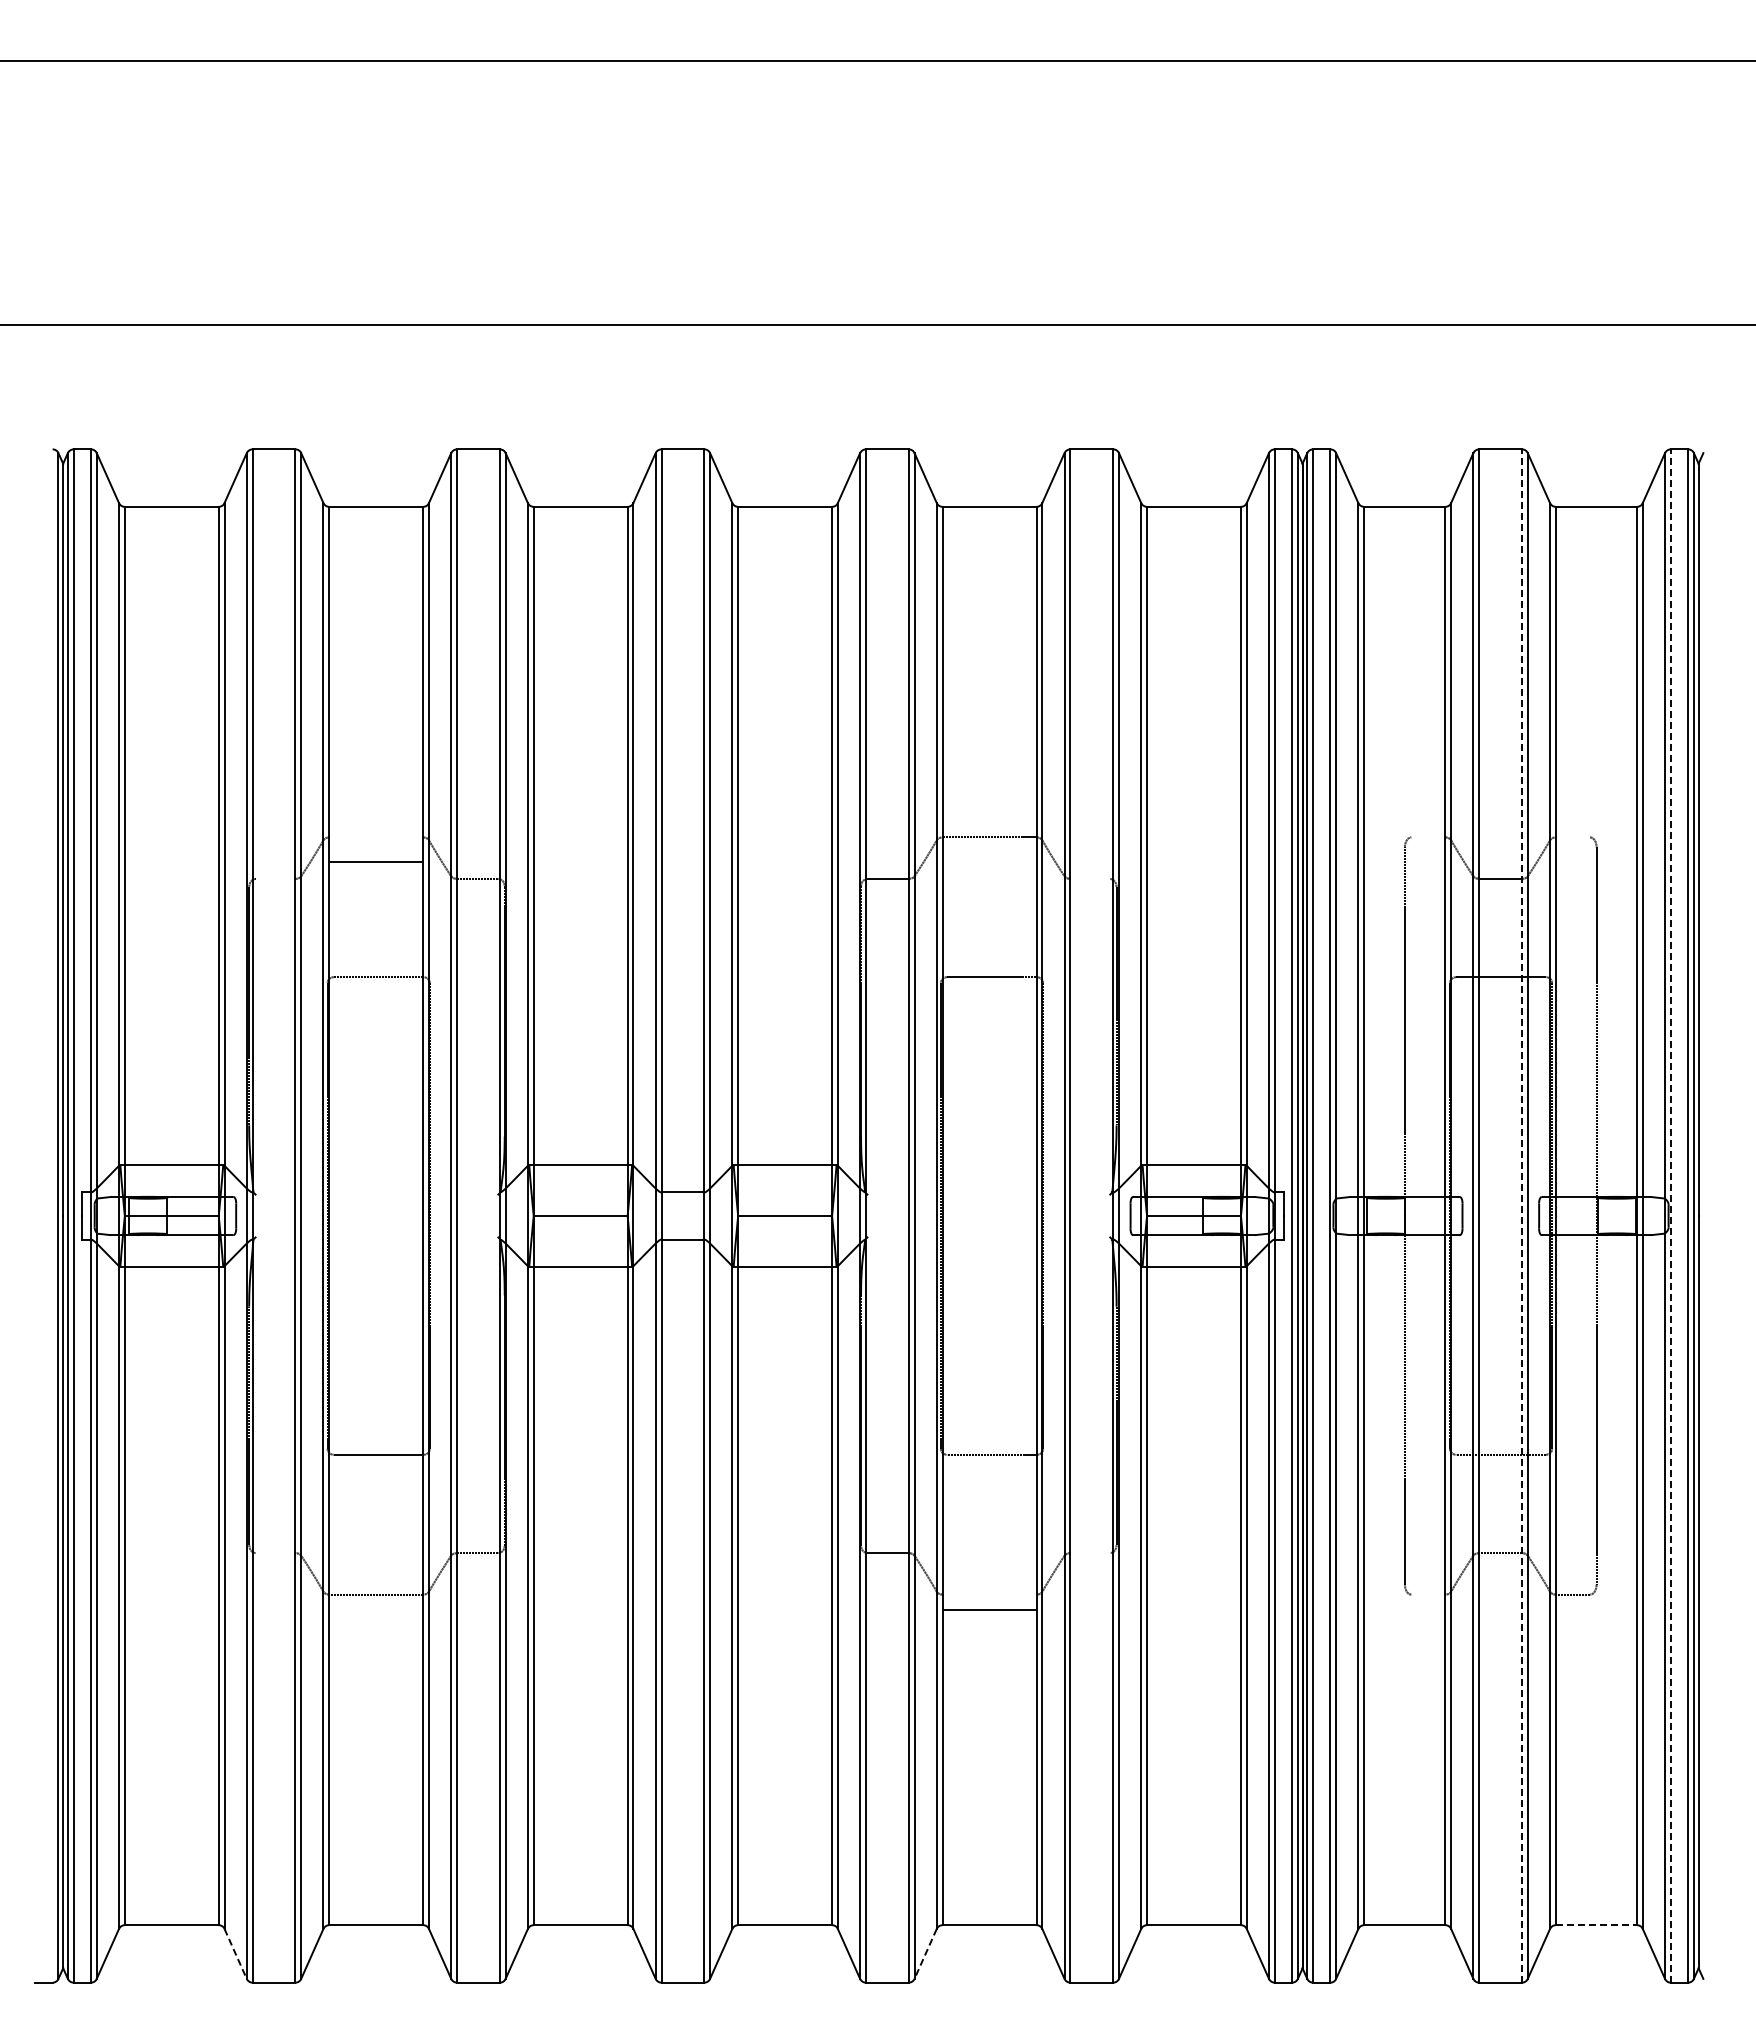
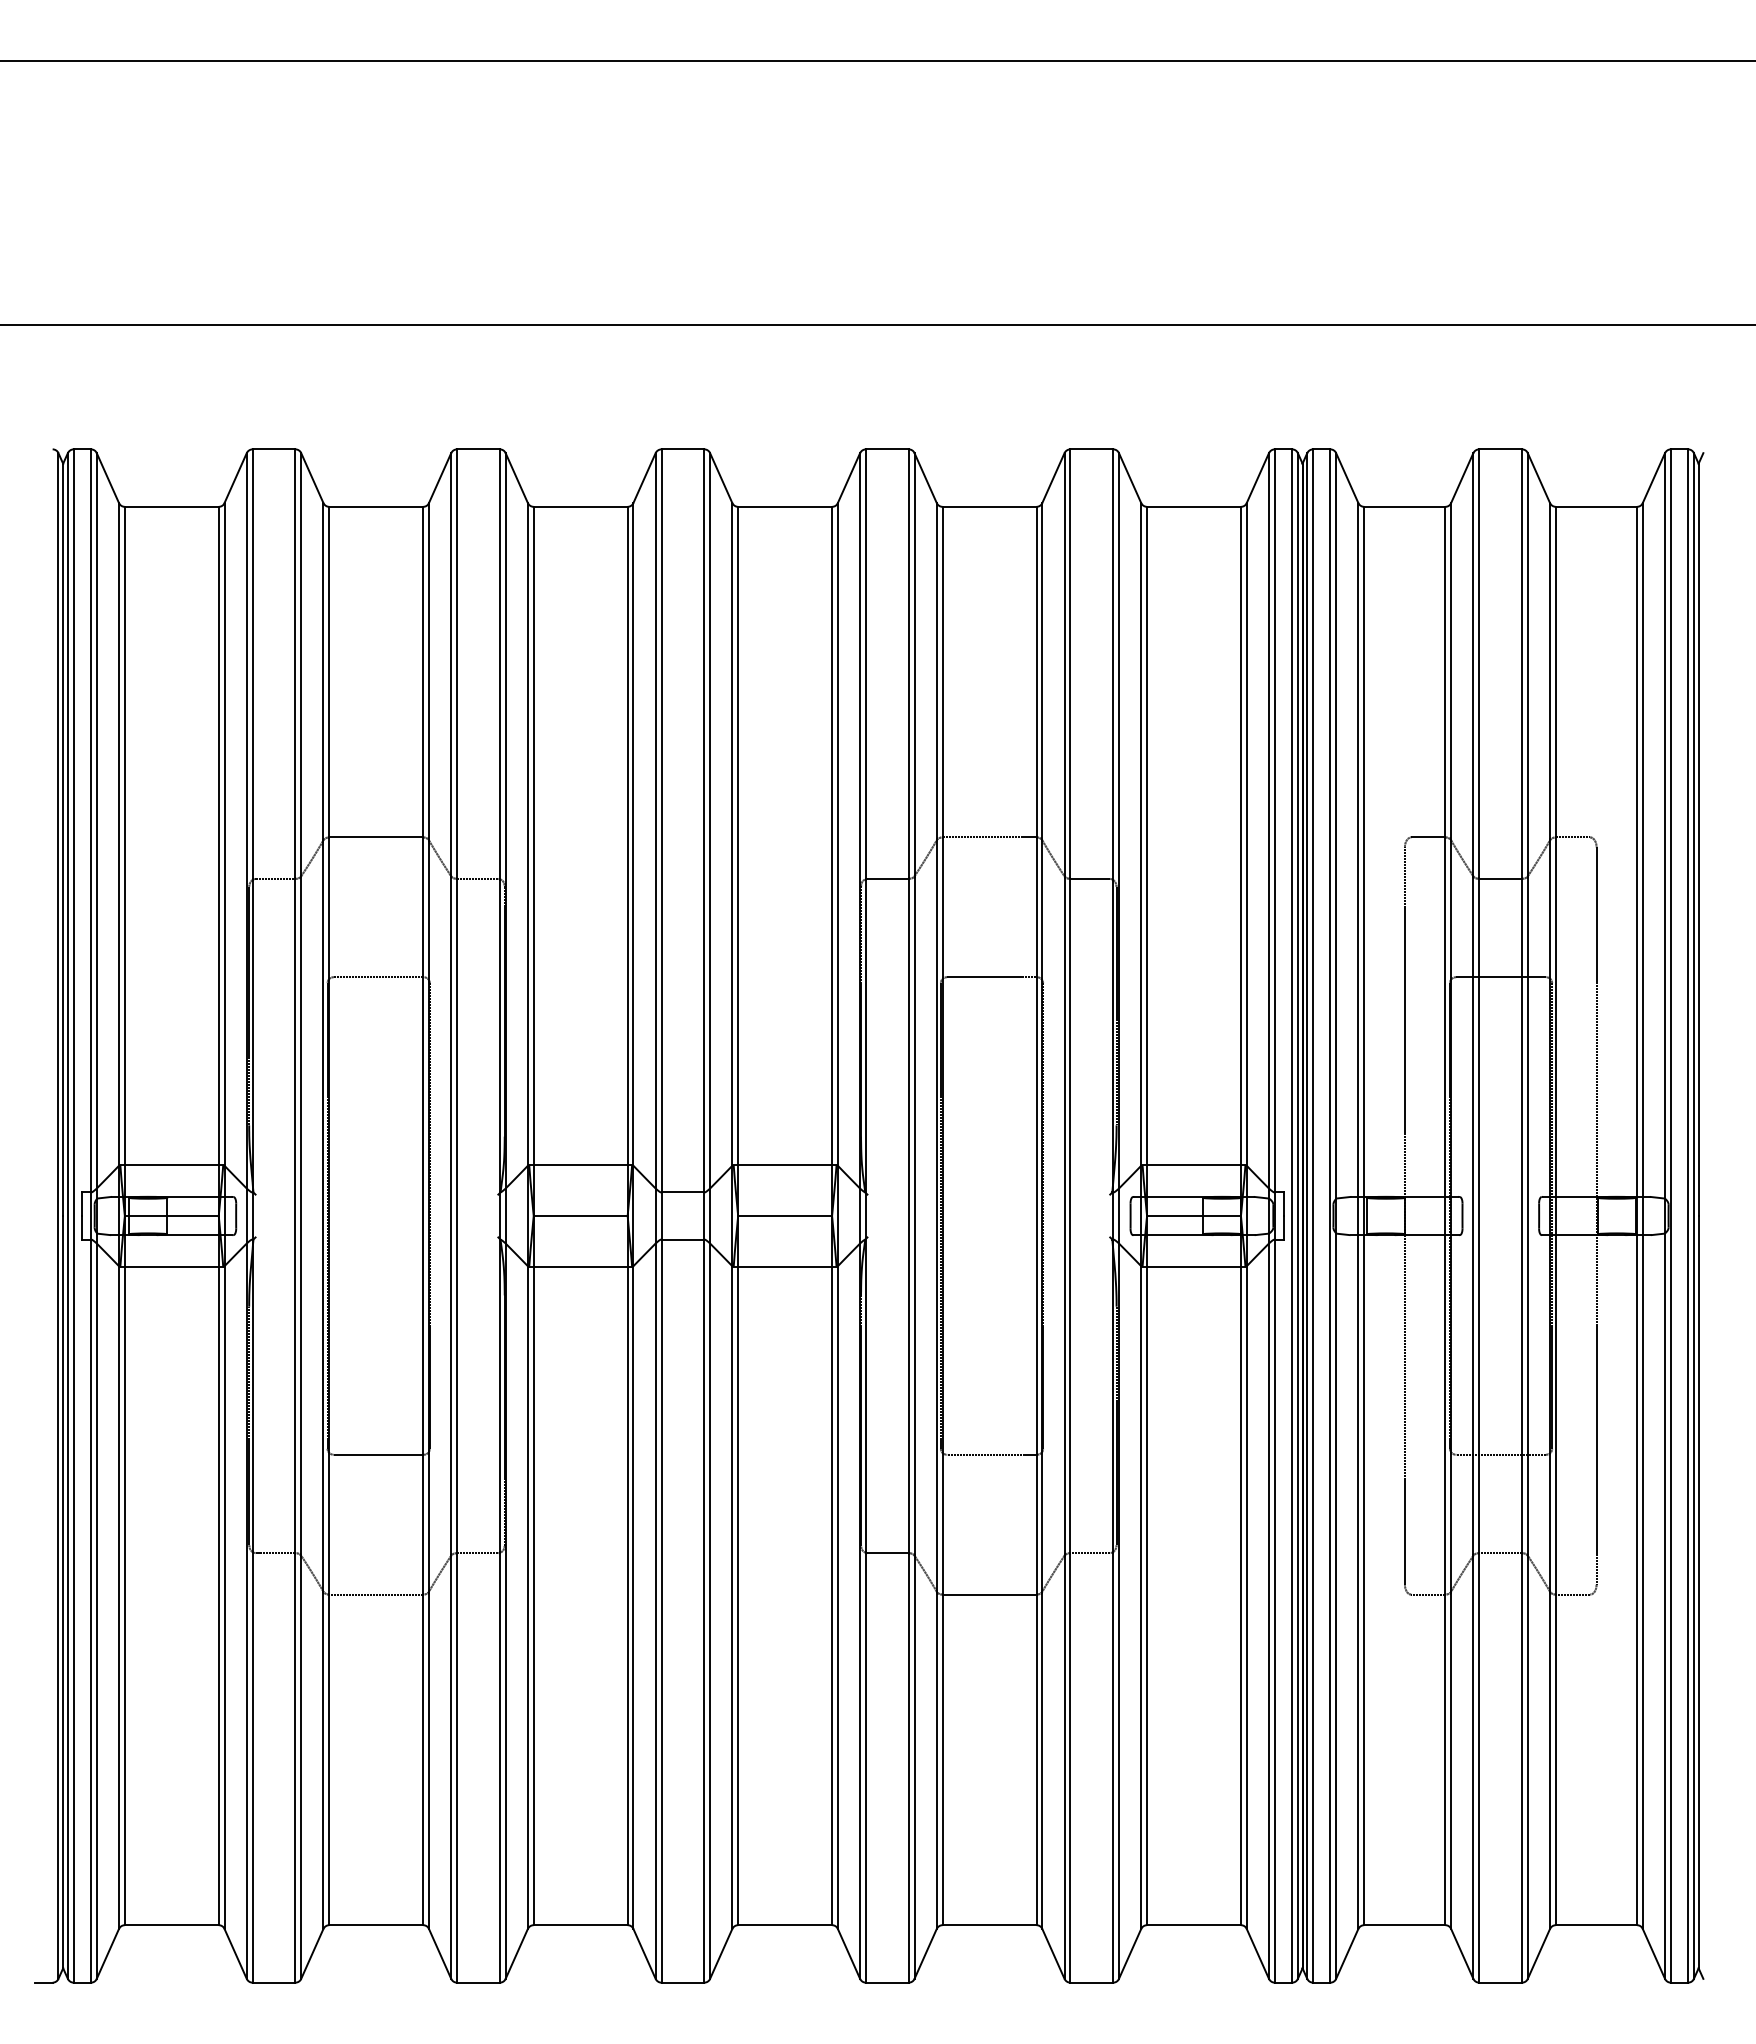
line: none -> present (1428, 837)
line: none -> present (1572, 837)
line position: (376, 862) -> (376, 837) (376, 837)
line: none -> present (275, 878)
line: none -> present (1090, 878)
line: dashed -> solid (1522, 1216)
line: dashed -> solid (1670, 1216)
line: none -> present (275, 1553)
line: none -> present (1090, 1553)
line: none -> present (1428, 1594)
line position: (989, 1609) -> (989, 1594) (989, 1594)
line: dashed -> solid (1596, 1925)
line: dashed -> solid (235, 1954)
line: dashed -> solid (925, 1954)
